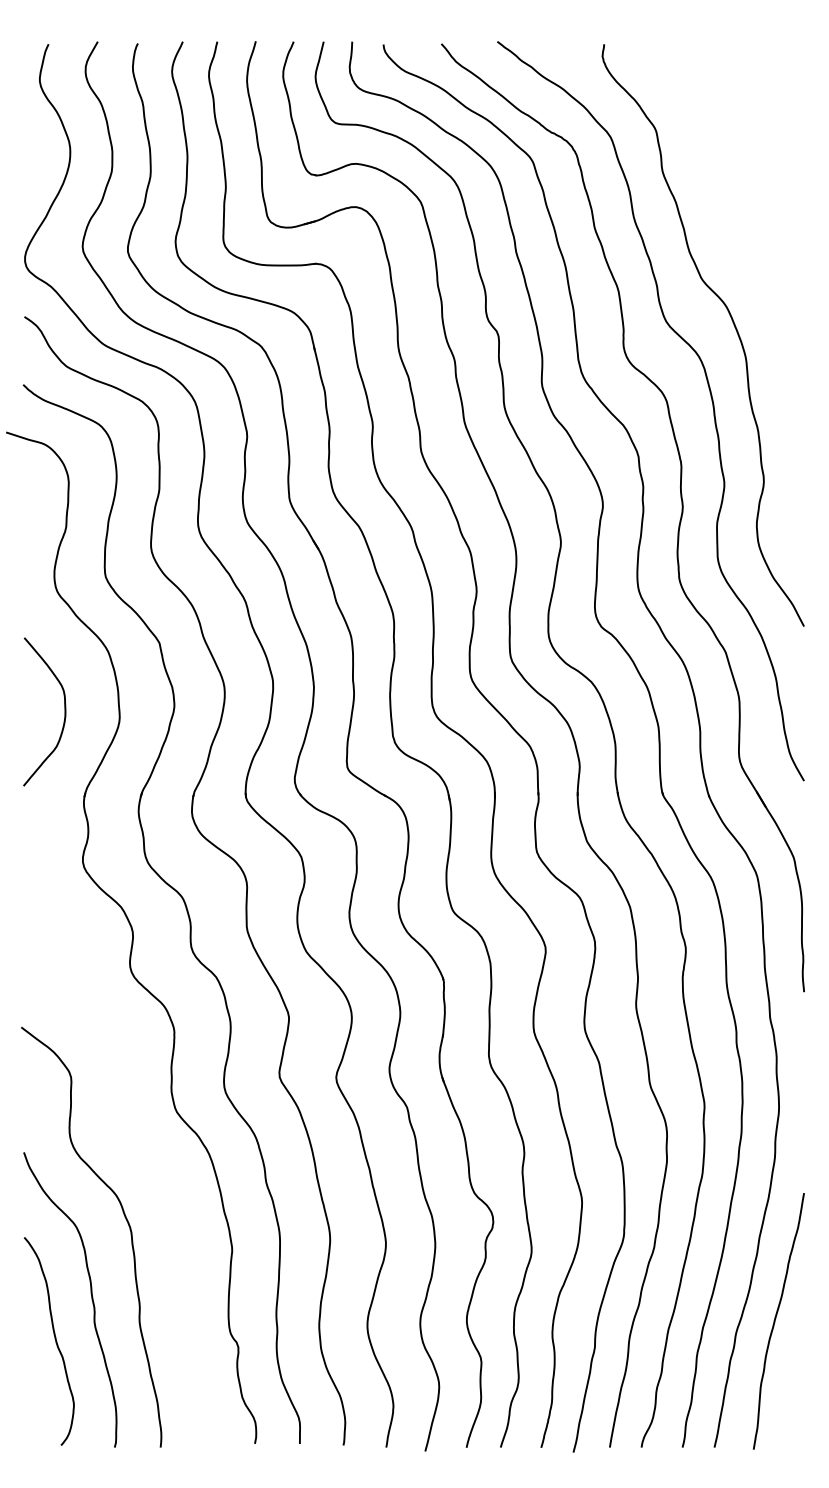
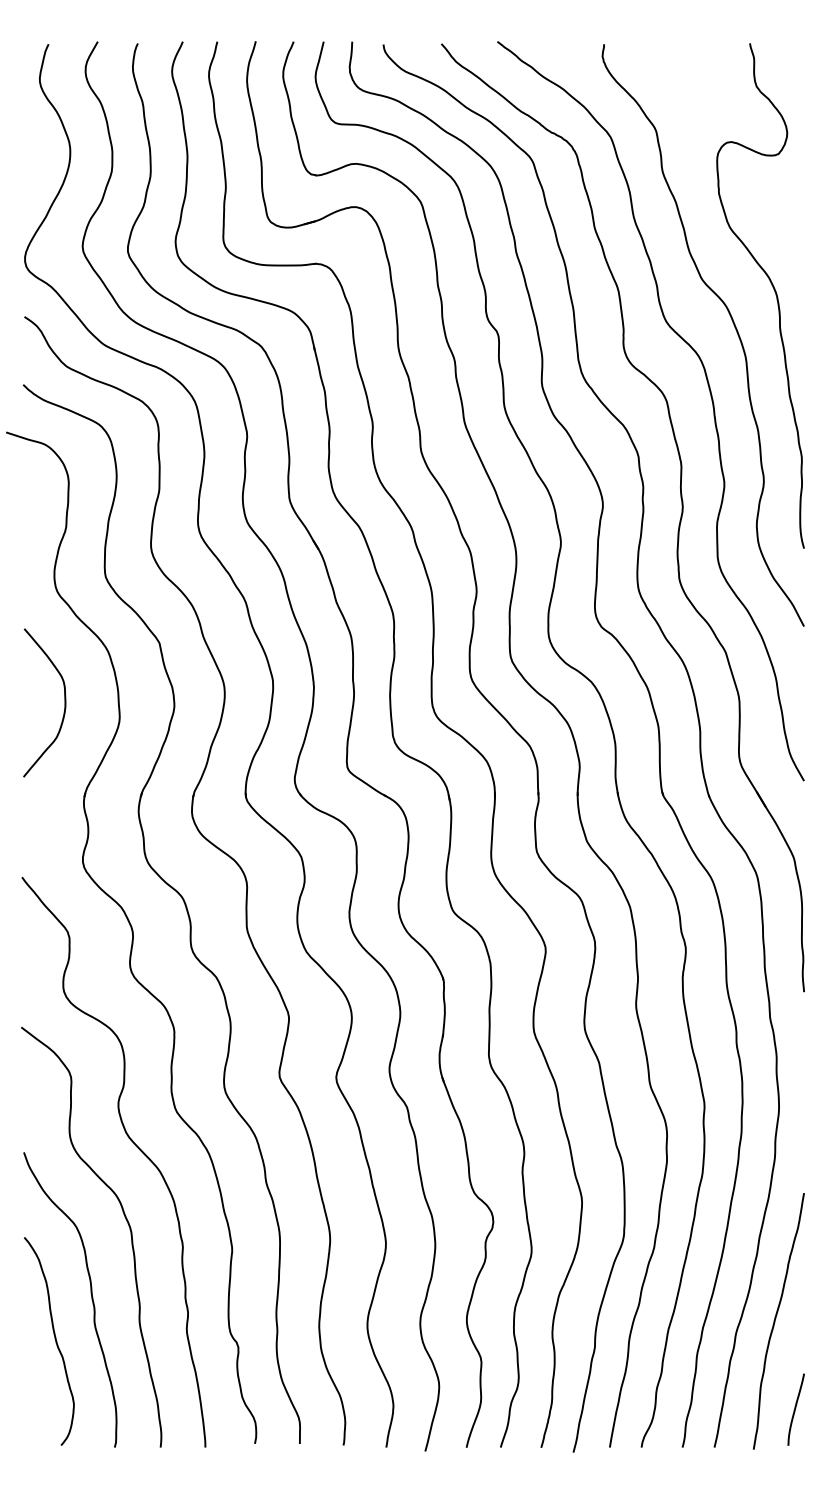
curve: none -> present (773, 289)
curve position: (64, 711) -> (64, 702) (64, 702)
curve: none -> present (136, 1147)
curve: none -> present (795, 1409)
